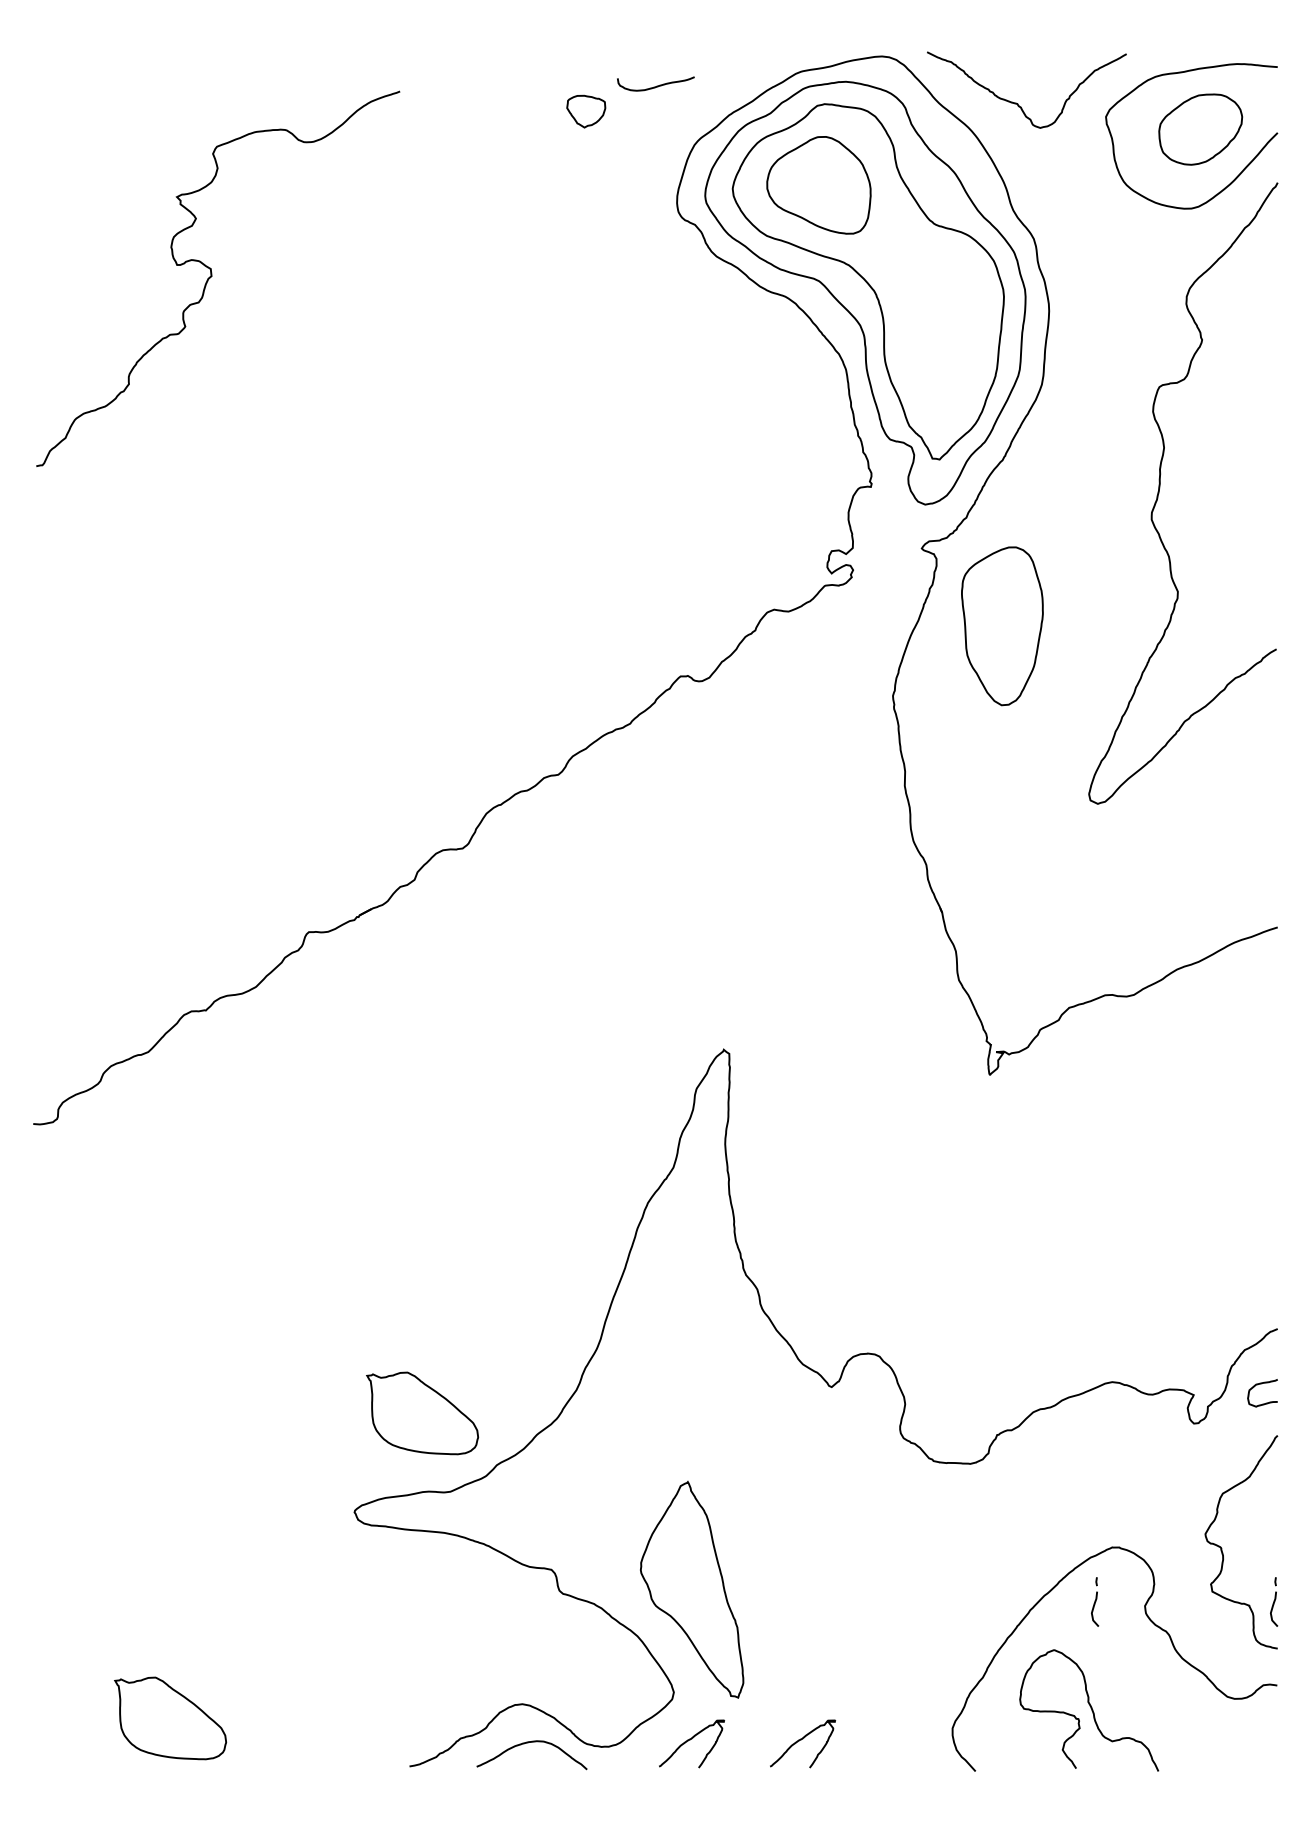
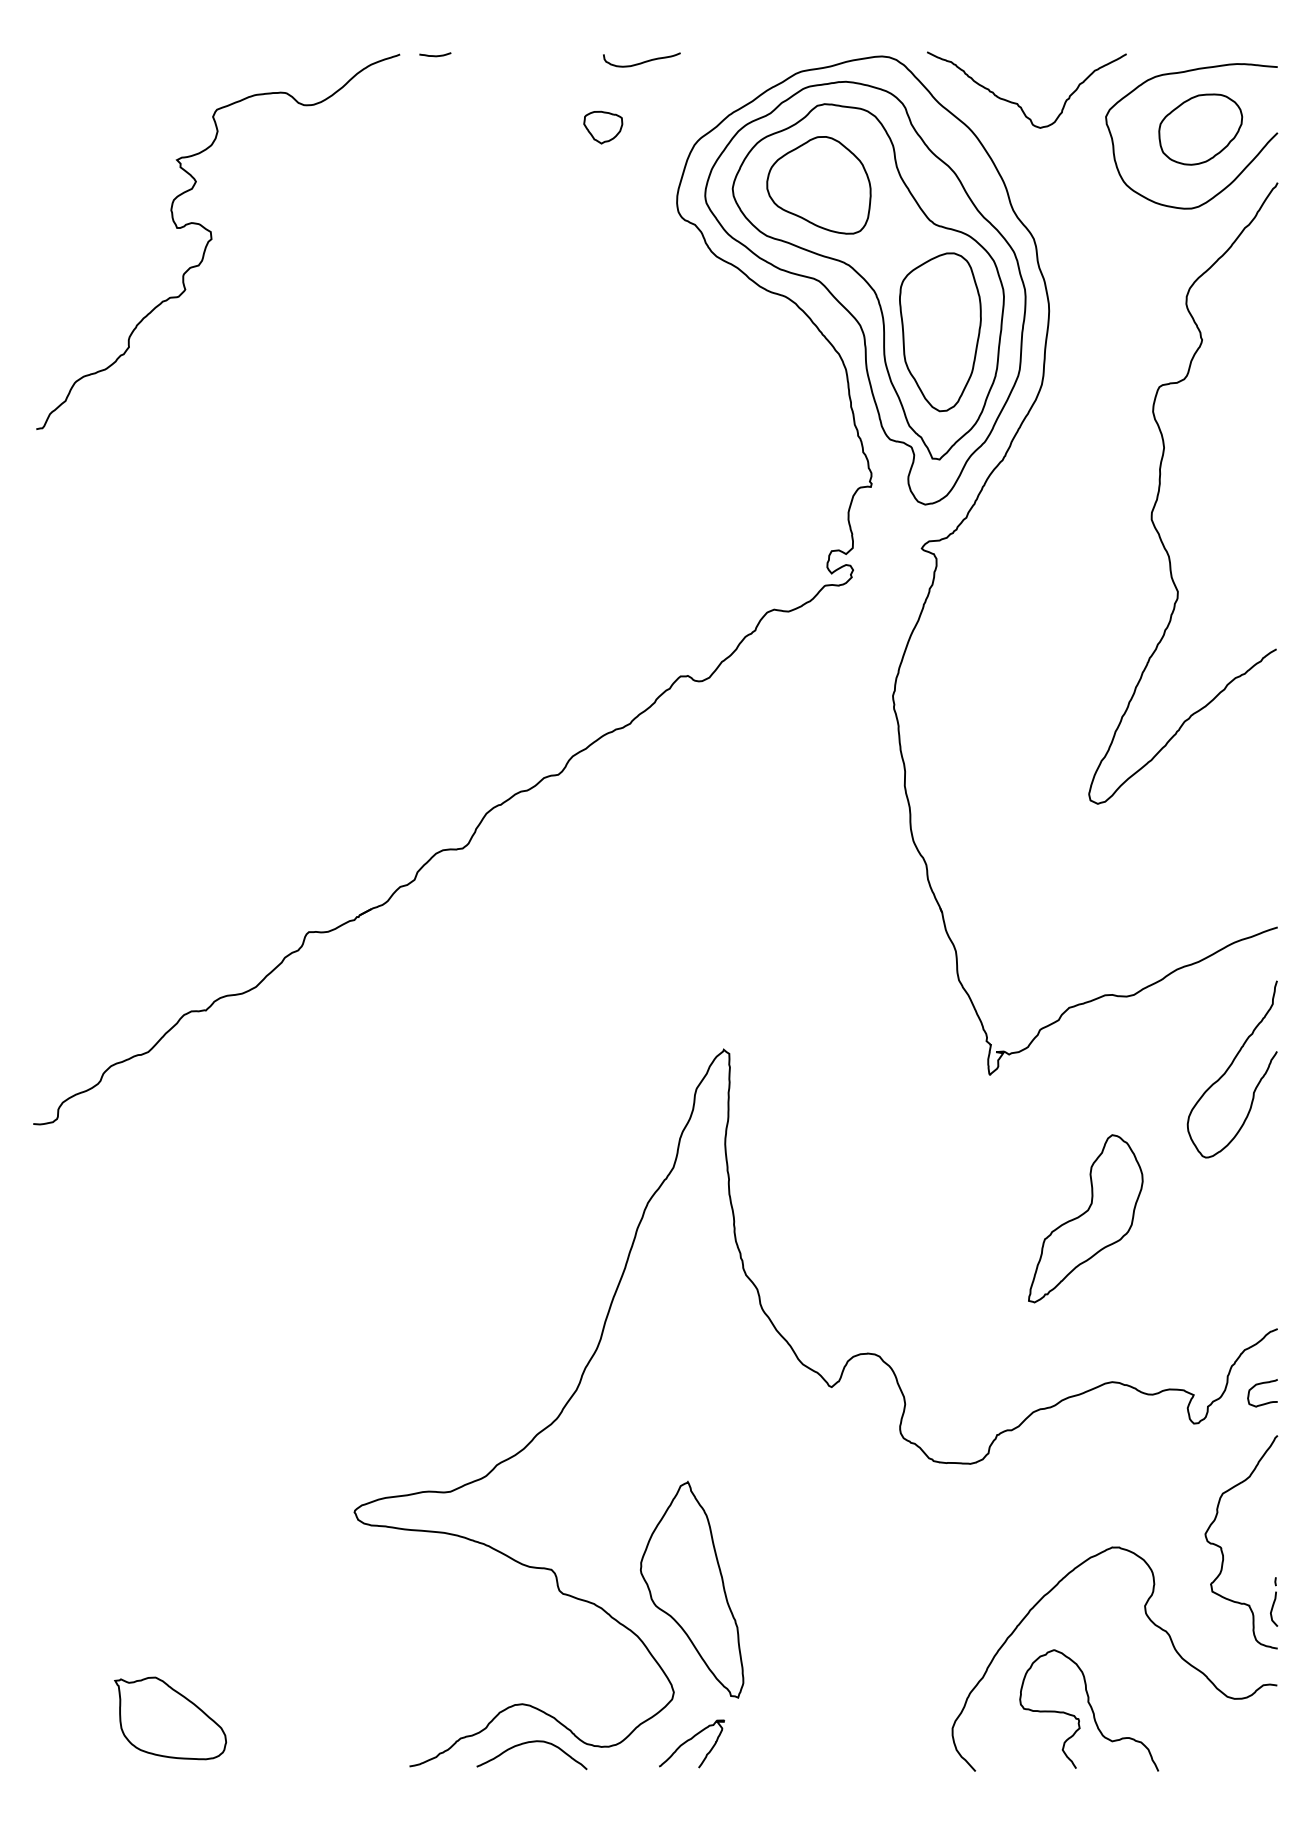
curve: none -> present (435, 55)
curve position: (656, 85) -> (642, 61) (642, 61)
part position: (586, 111) -> (603, 127) (603, 127)
curve position: (212, 276) -> (212, 239) (212, 239)
part position: (1002, 626) -> (940, 332) (940, 332)
curve: none -> present (1230, 1067)
part: none -> present (1085, 1218)
part: present -> none (422, 1413)
part: present -> none (1095, 1601)
curve: present -> none (801, 1740)
